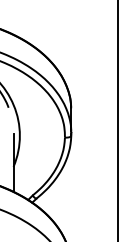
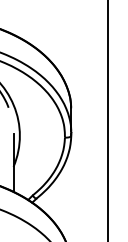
line position: (117, 120) -> (107, 120) (107, 120)
